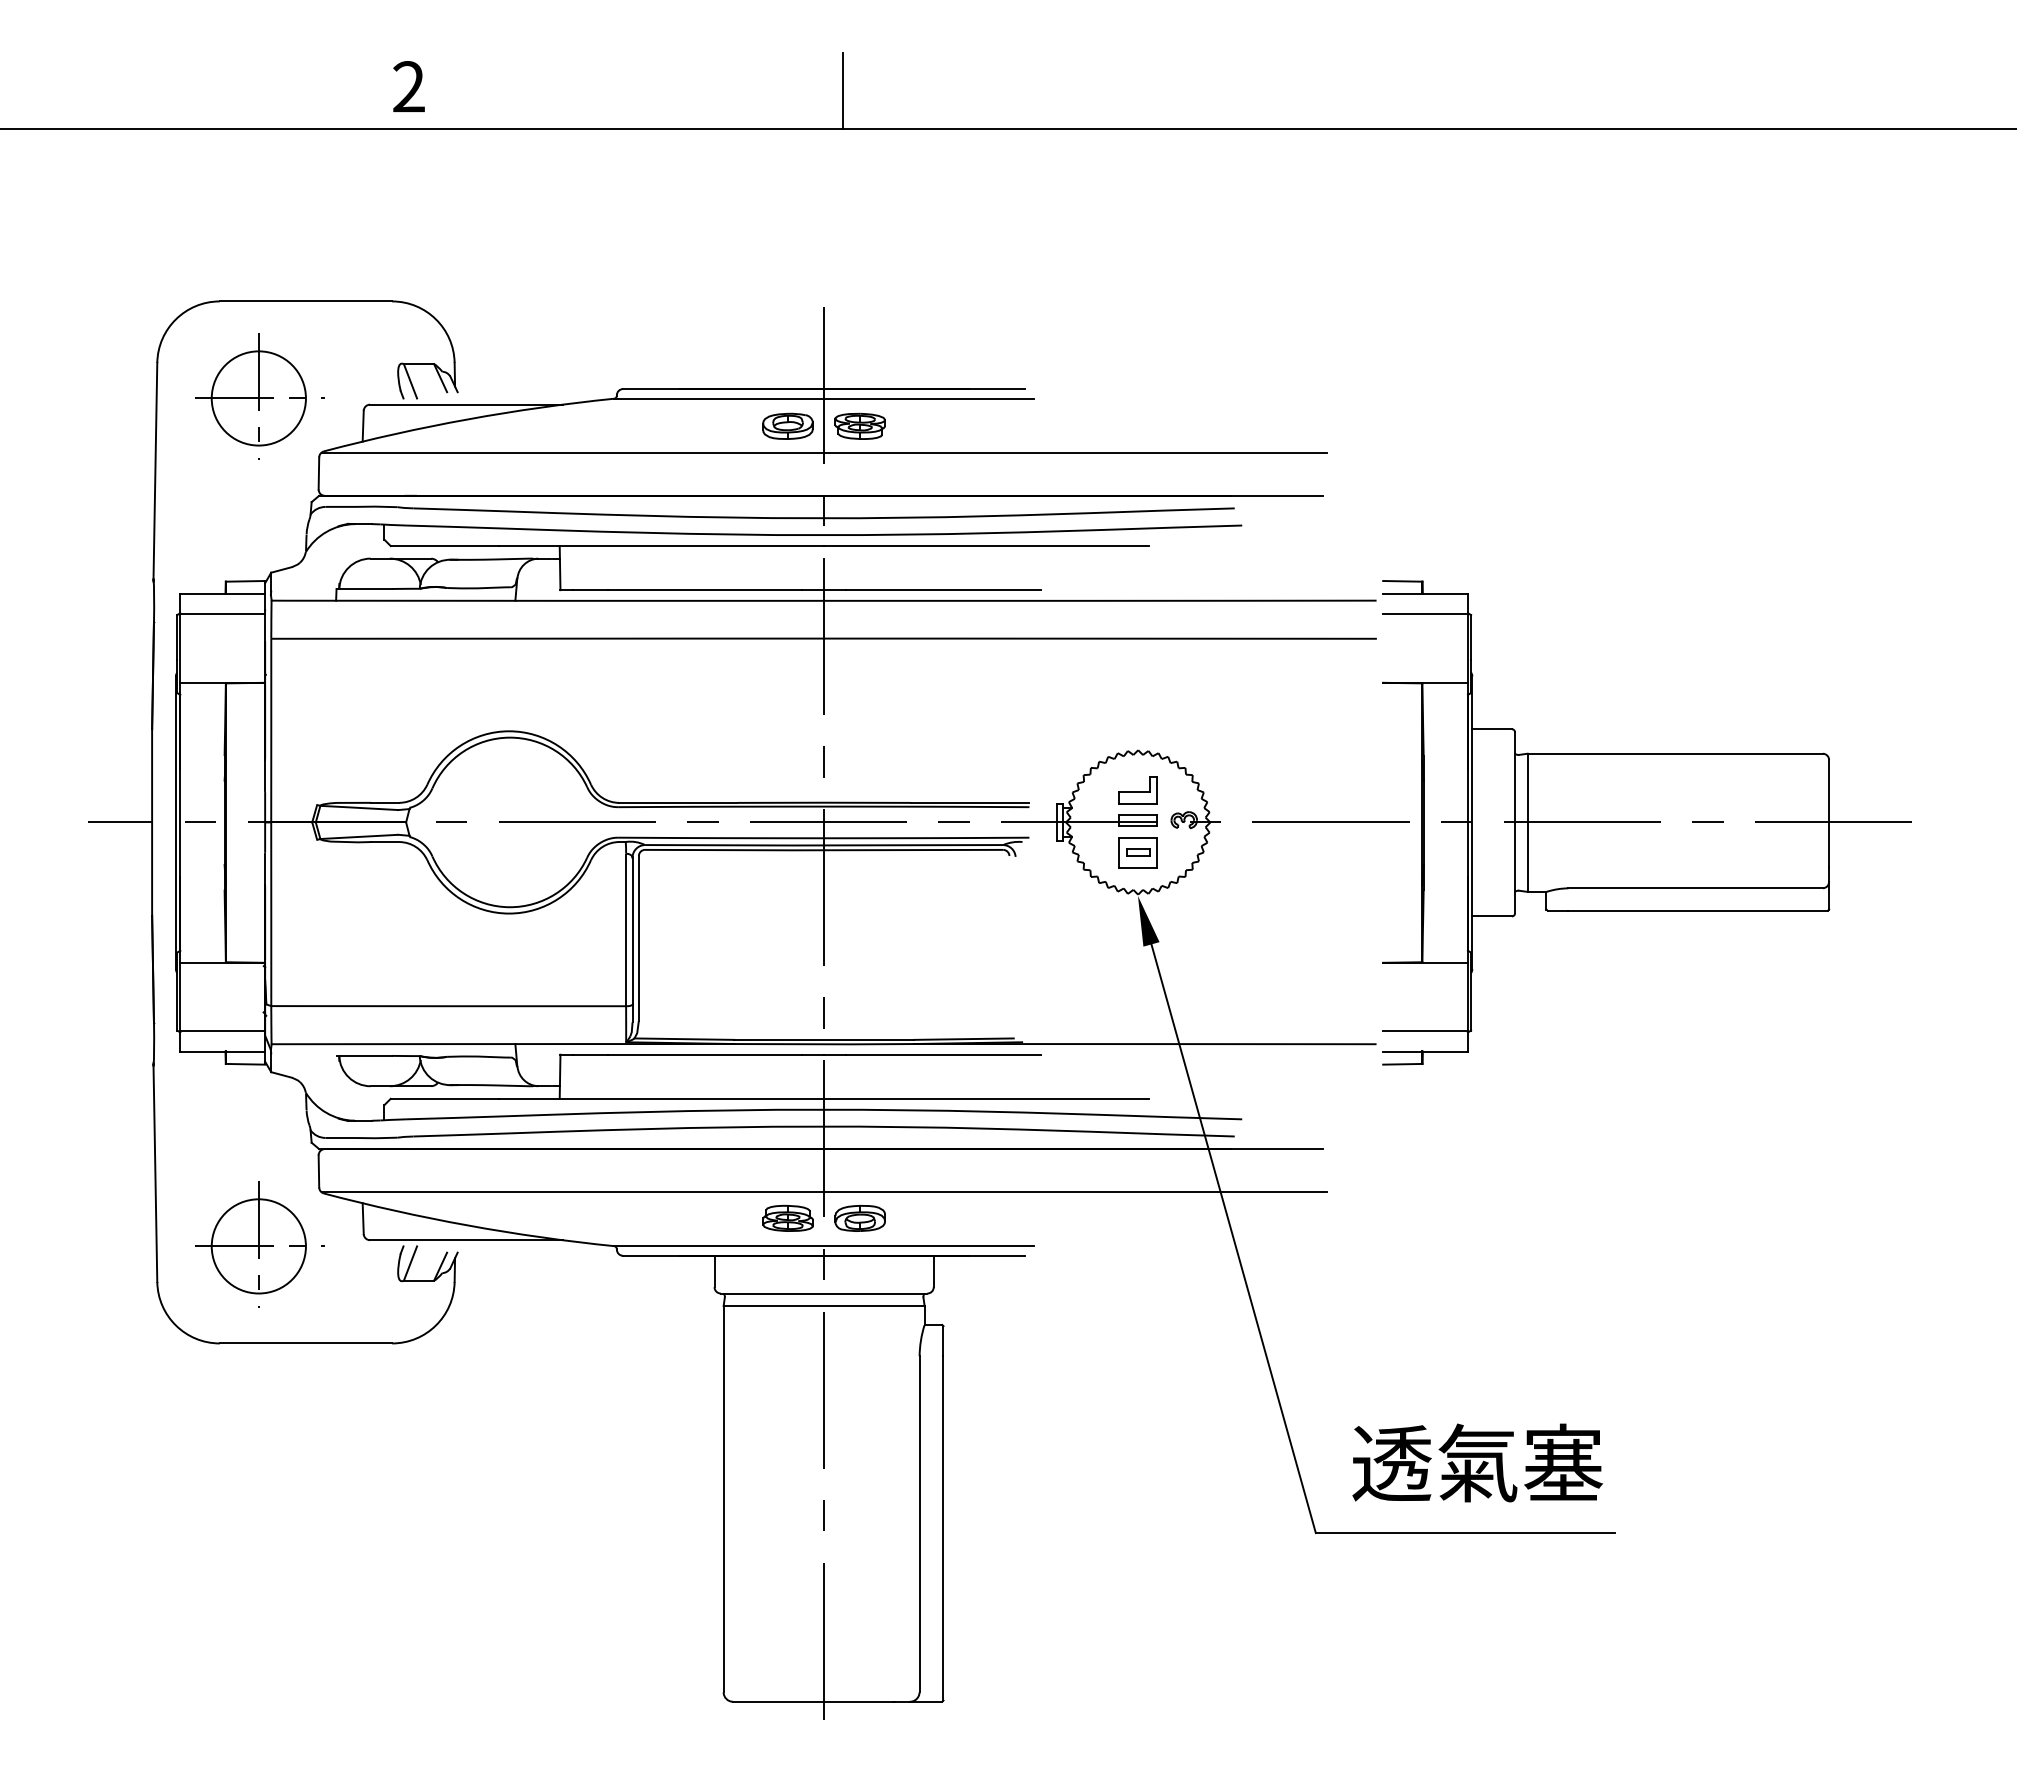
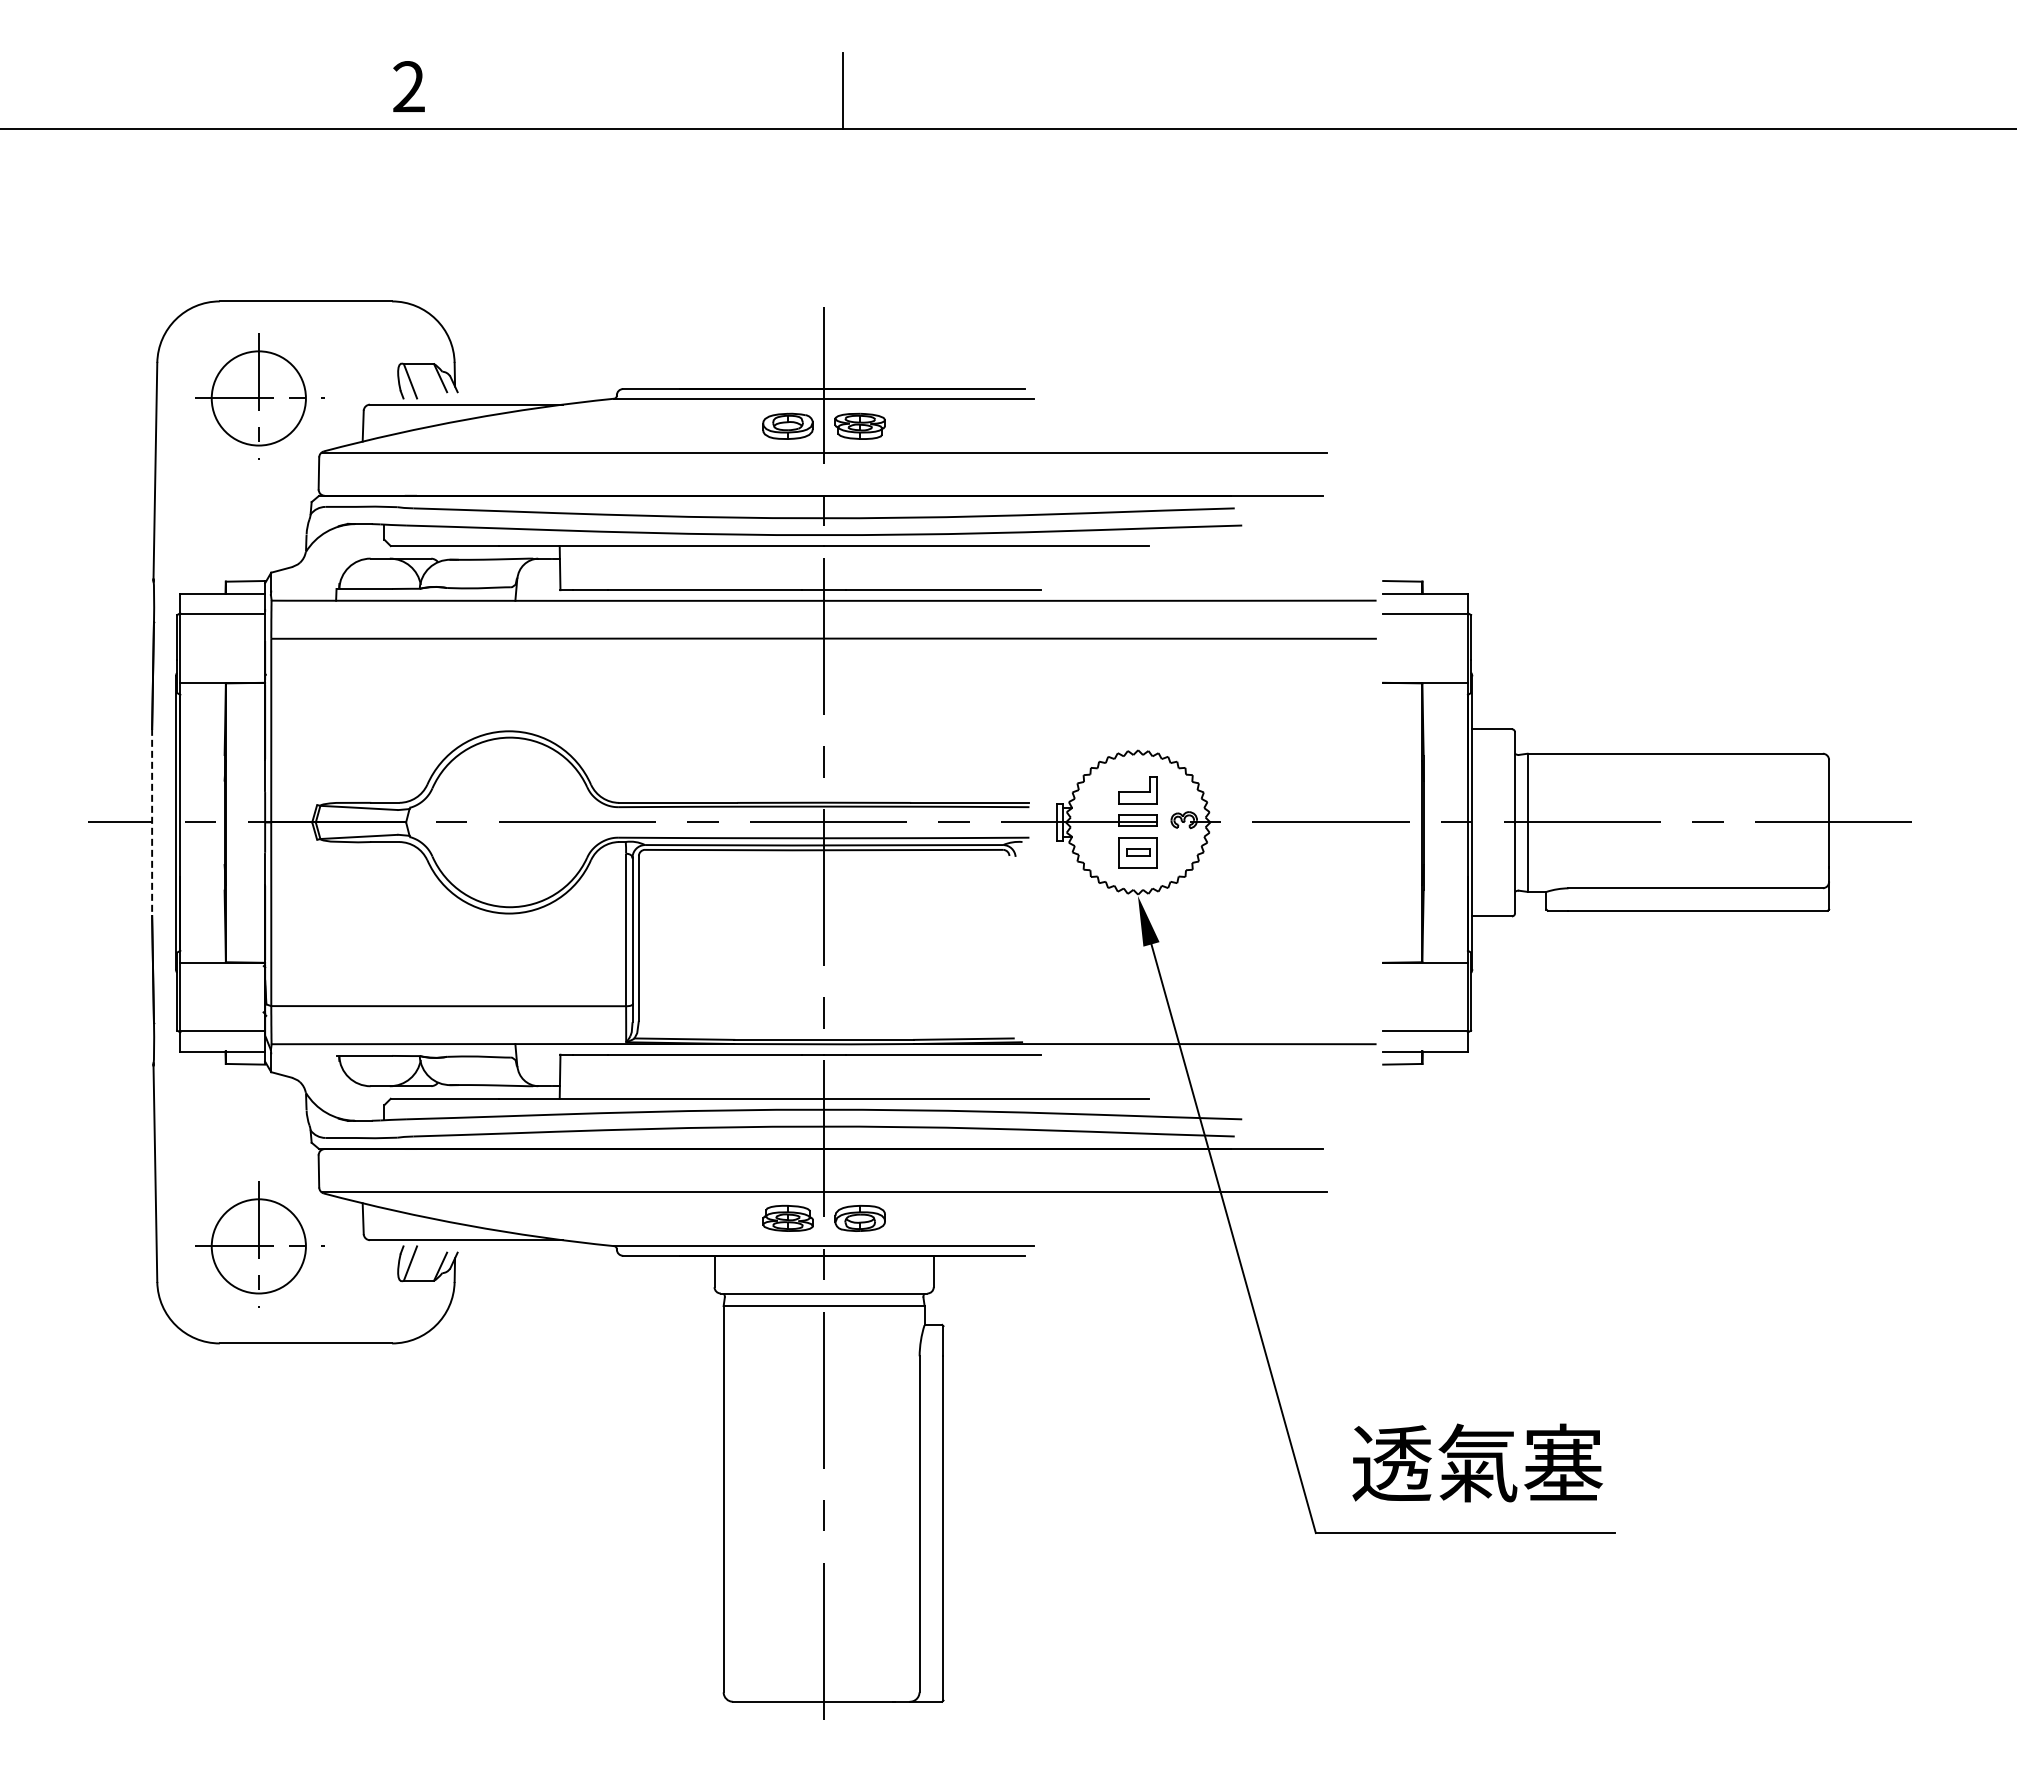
line: solid -> dashed (152, 822)
